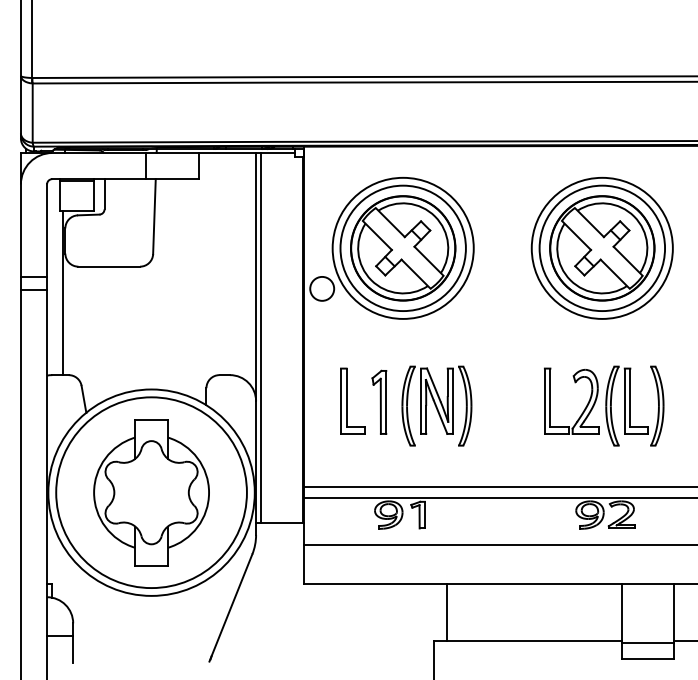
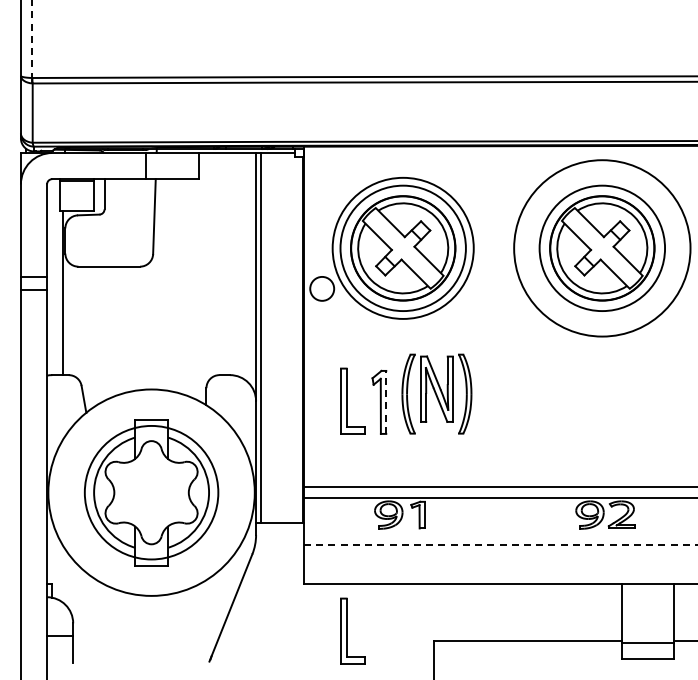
line: solid -> dashed (32, 39)
circle diameter: 141 px -> 176 px (602, 248)
line: solid -> dashed (386, 401)
part position: (436, 405) -> (436, 393) (436, 393)
part: present -> none (604, 405)
circle diameter: 191 px -> 134 px (151, 492)
line: solid -> dashed (500, 544)
line: present -> none (446, 612)
part: none -> present (352, 630)
